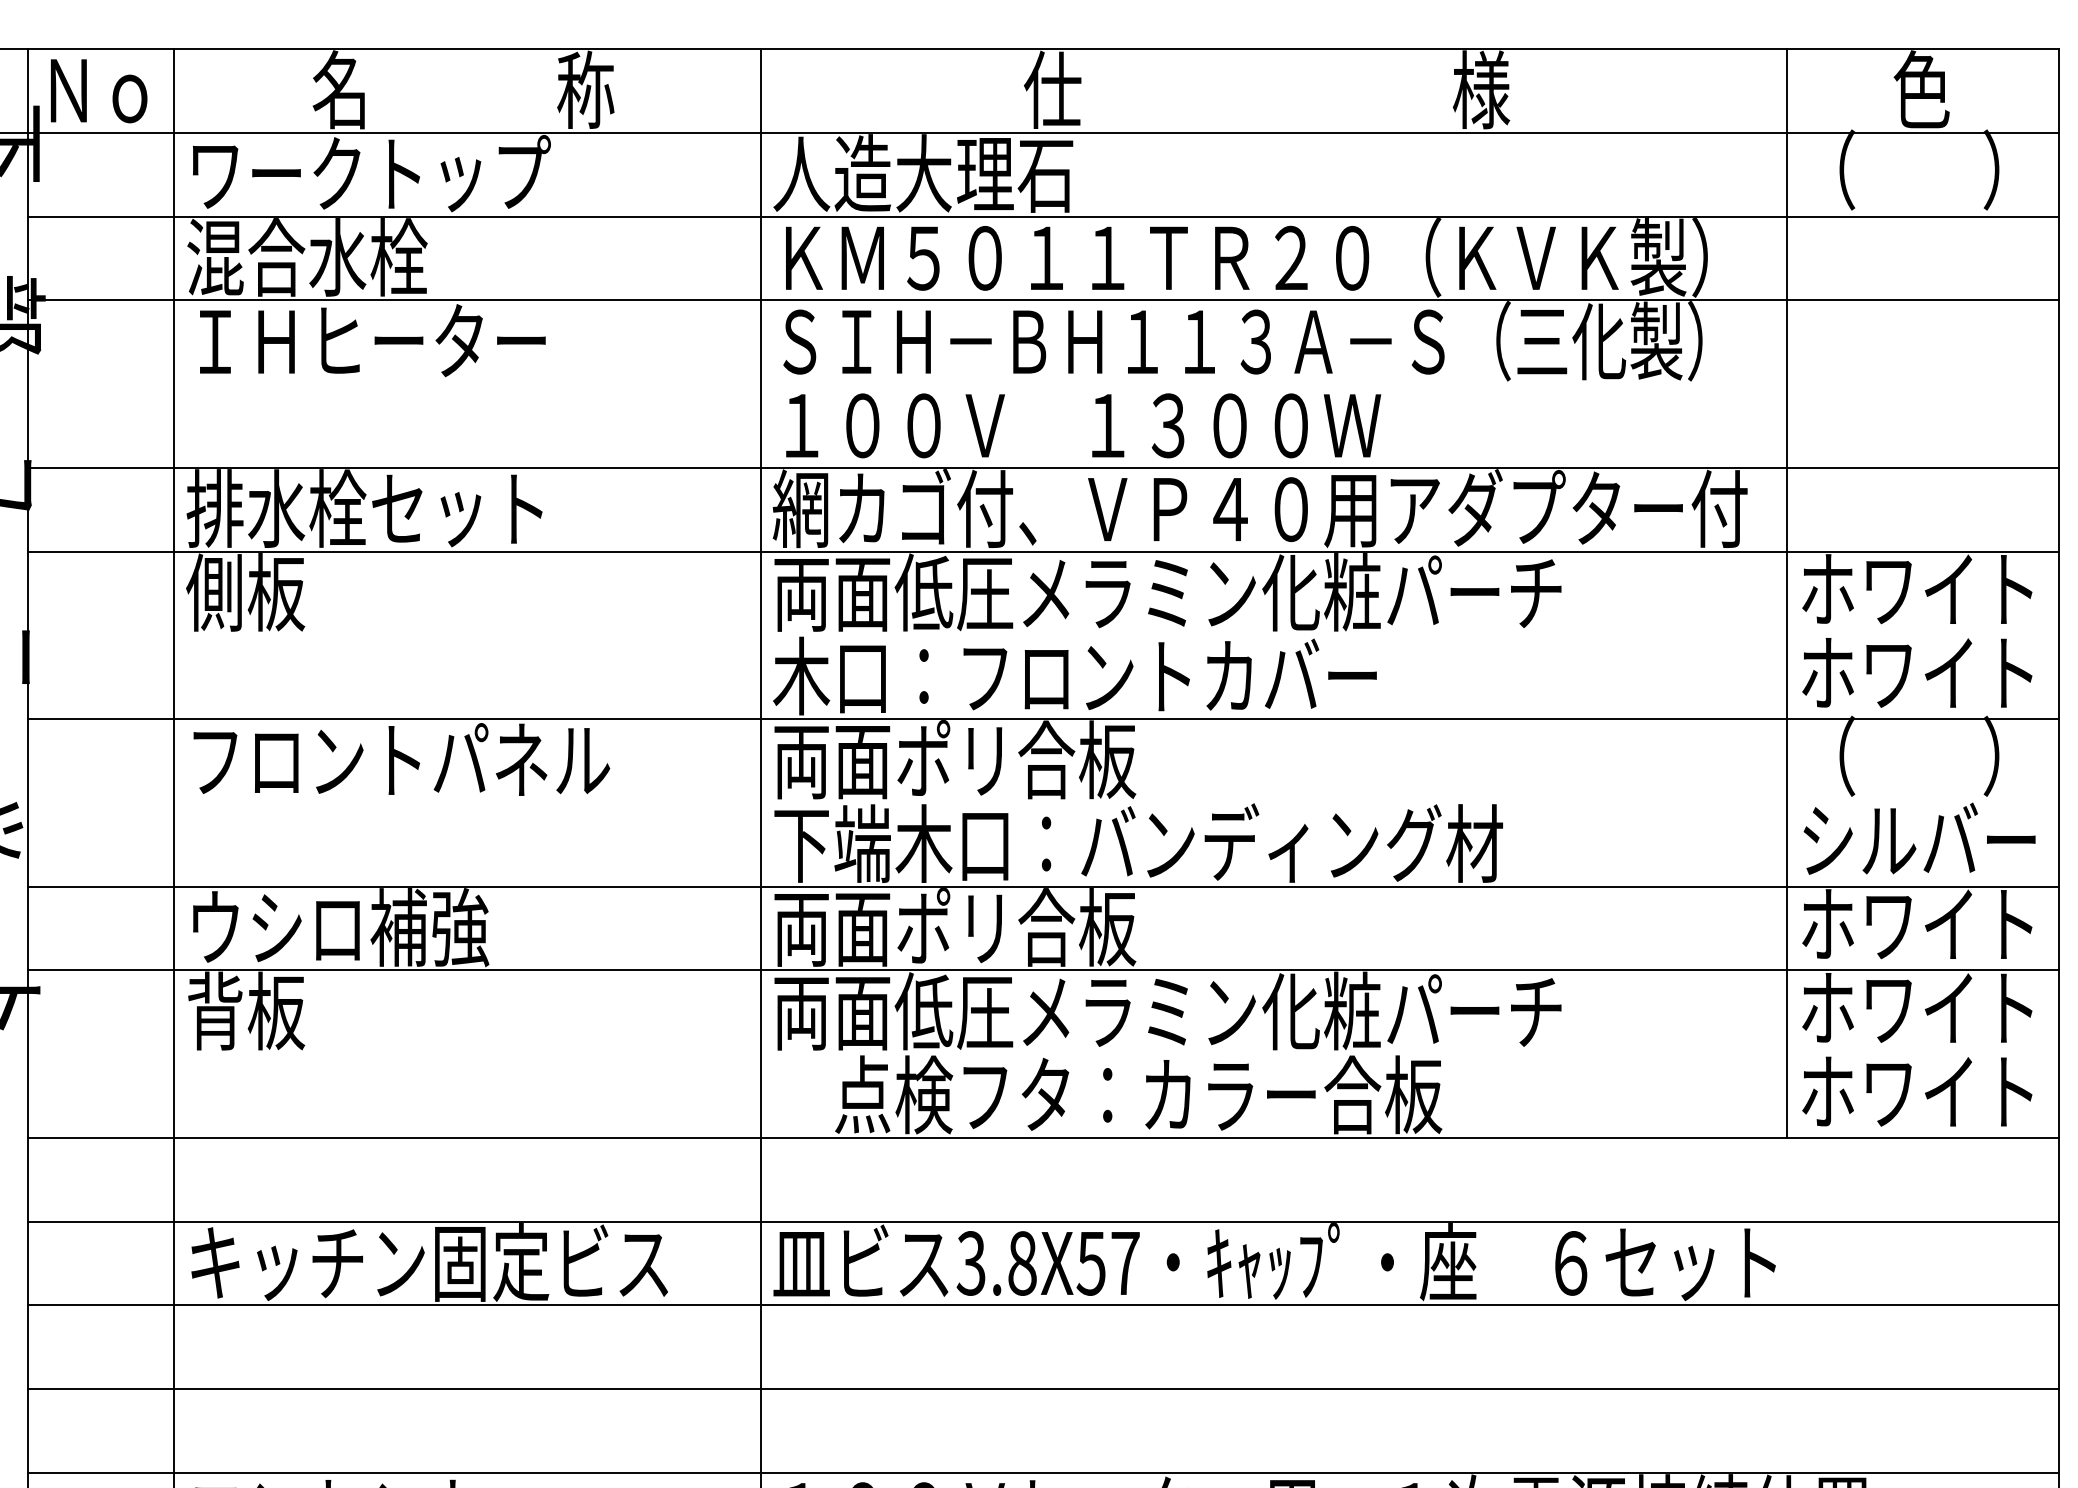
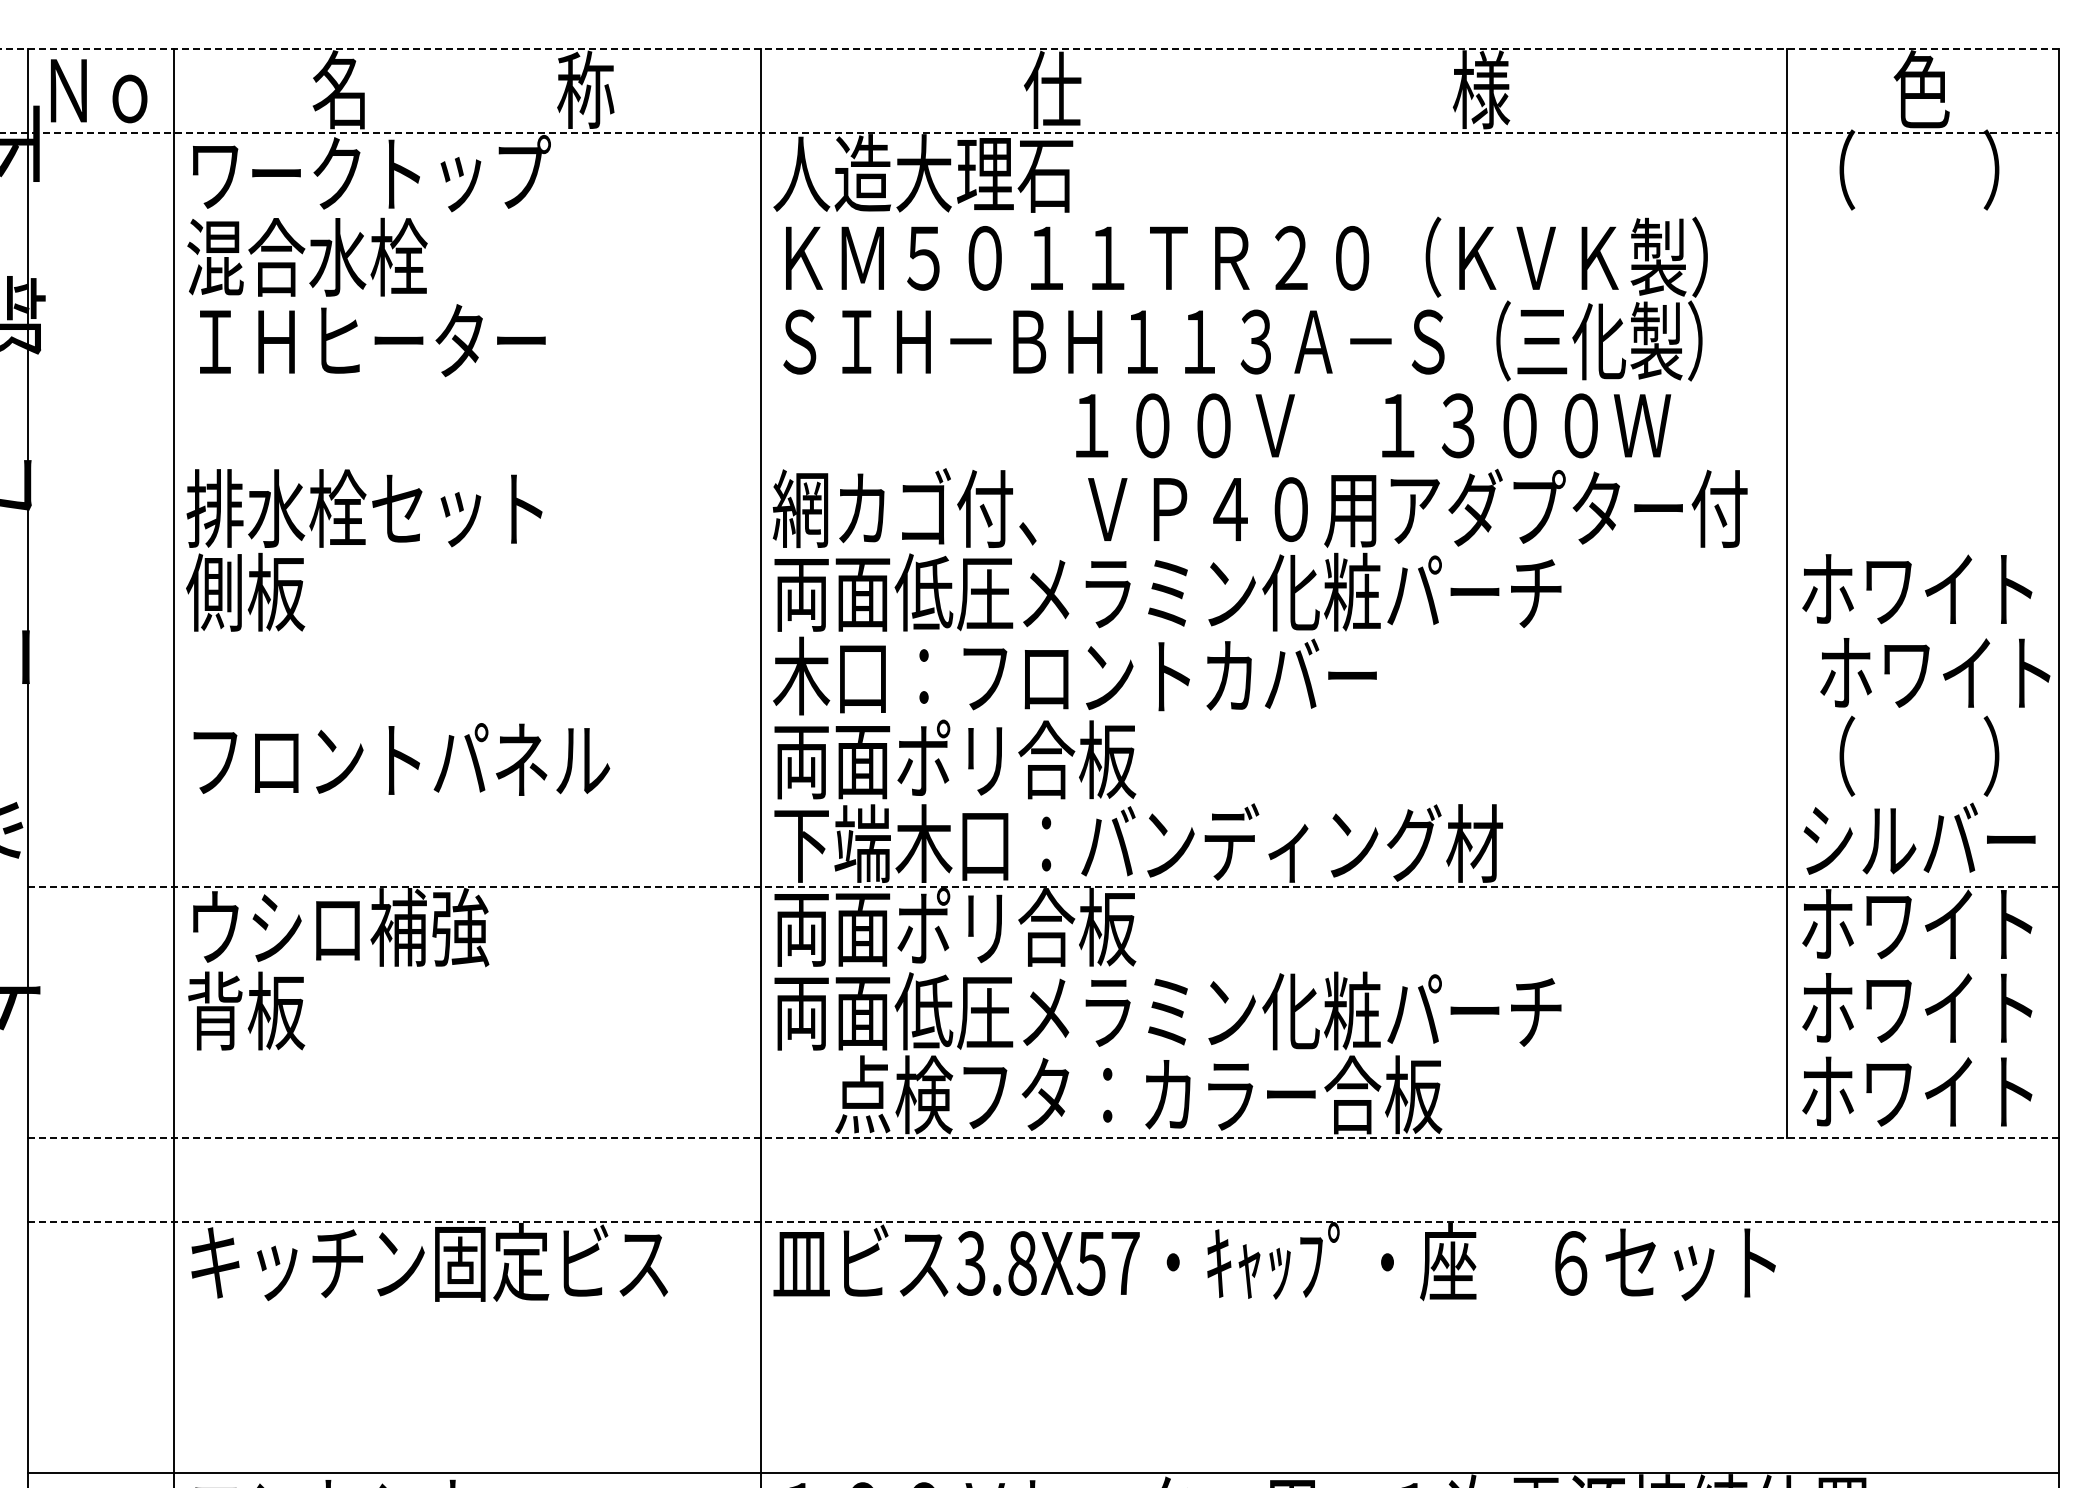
line: solid -> dashed (1029, 49)
line: solid -> dashed (1029, 132)
line: present -> none (1042, 216)
line: present -> none (1042, 300)
text position: (1083, 425) -> (1373, 425) (1373, 425)
line: present -> none (1042, 467)
line: present -> none (1042, 551)
text position: (1917, 672) -> (1935, 672) (1935, 672)
line: present -> none (1042, 719)
line: solid -> dashed (1043, 886)
line: present -> none (1042, 970)
line: solid -> dashed (1043, 1137)
line: solid -> dashed (1043, 1221)
line: present -> none (1042, 1305)
line: present -> none (1042, 1389)
